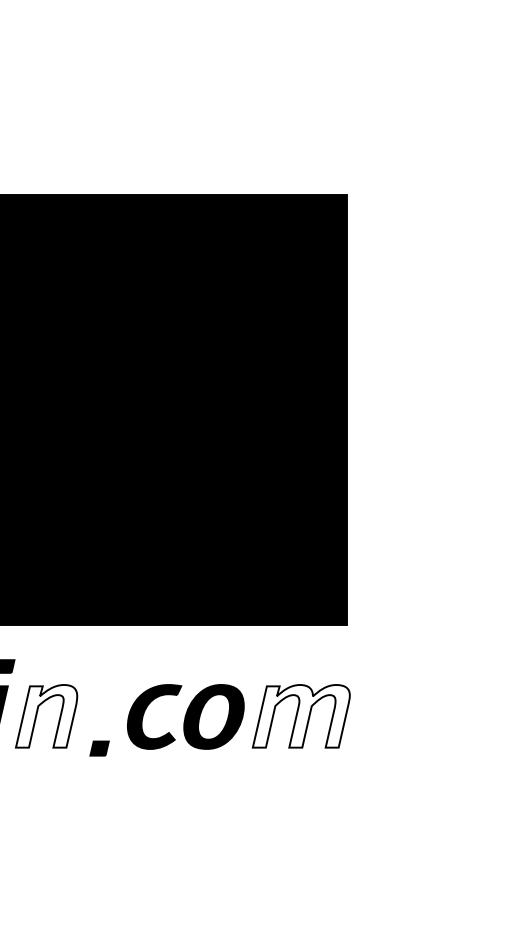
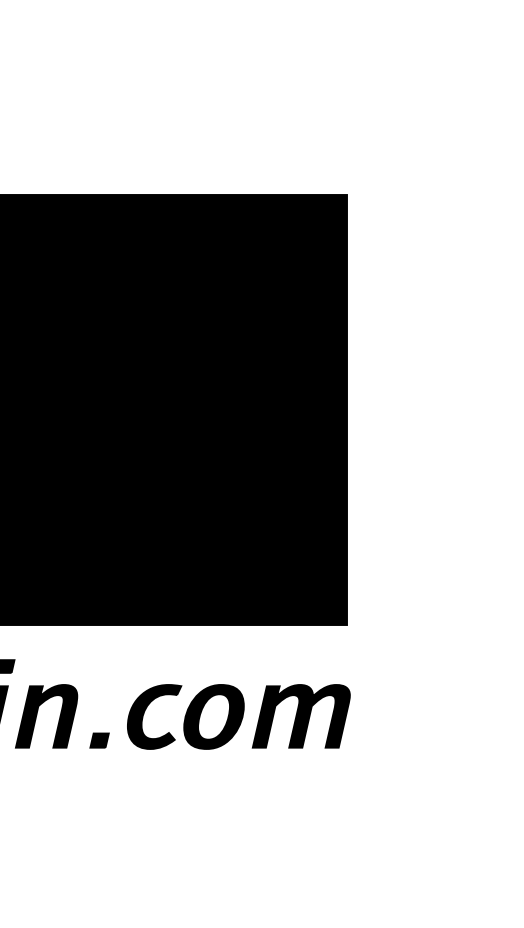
fill: none -> present (46, 716)
fill: none -> present (300, 716)
part position: (99, 748) -> (99, 740) (99, 740)
